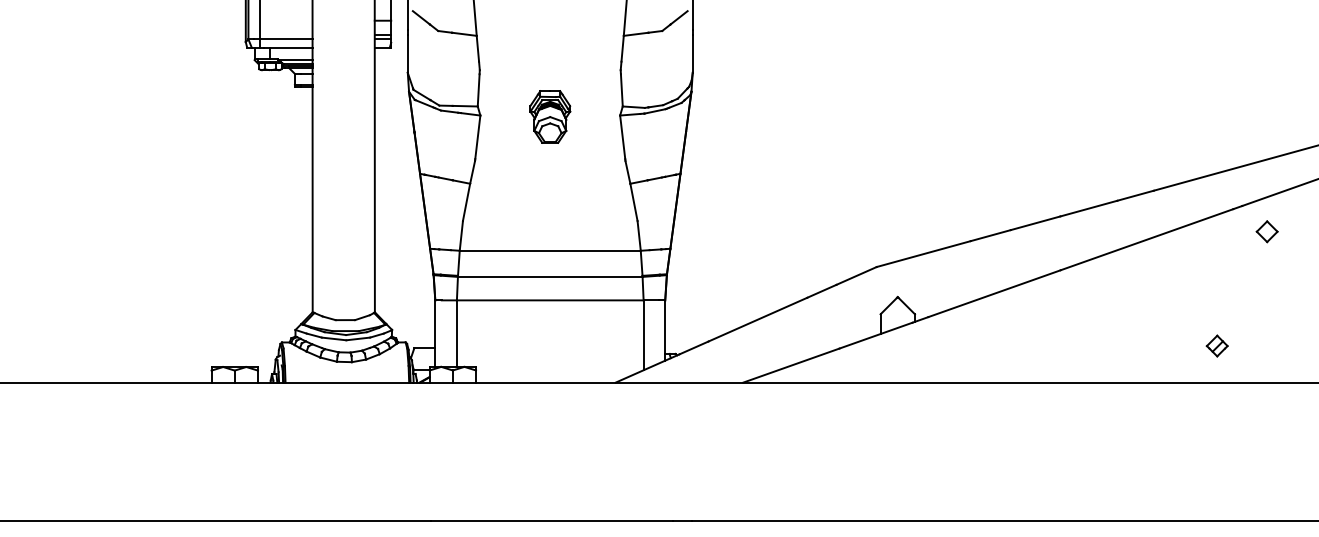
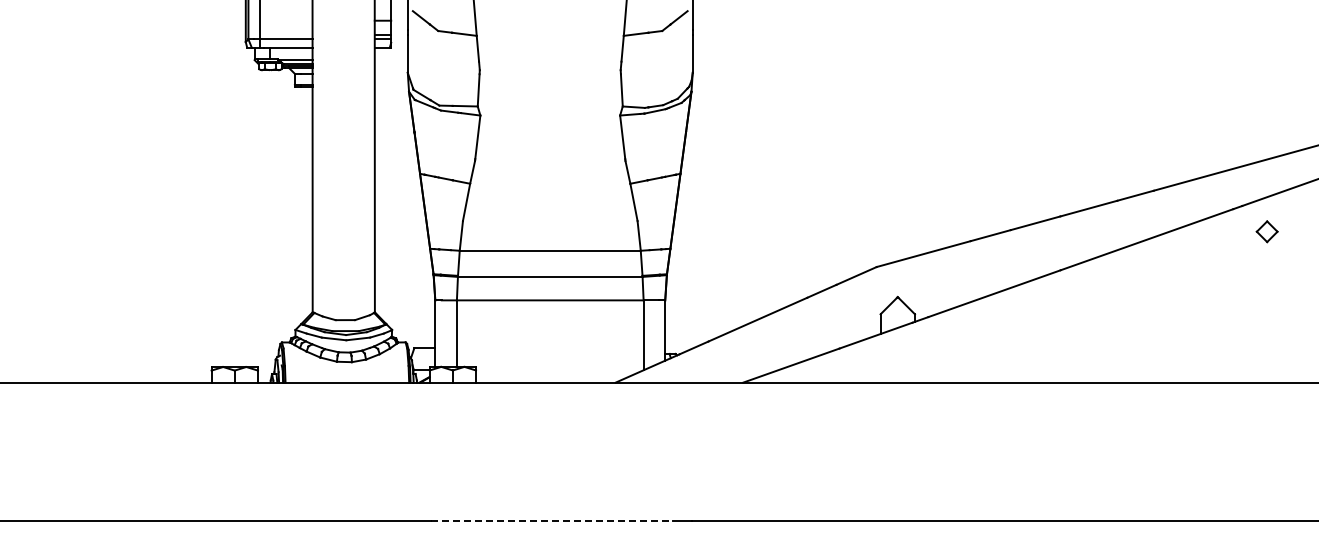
part: present -> none (550, 116)
part: present -> none (1216, 345)
line: solid -> dashed (552, 520)
